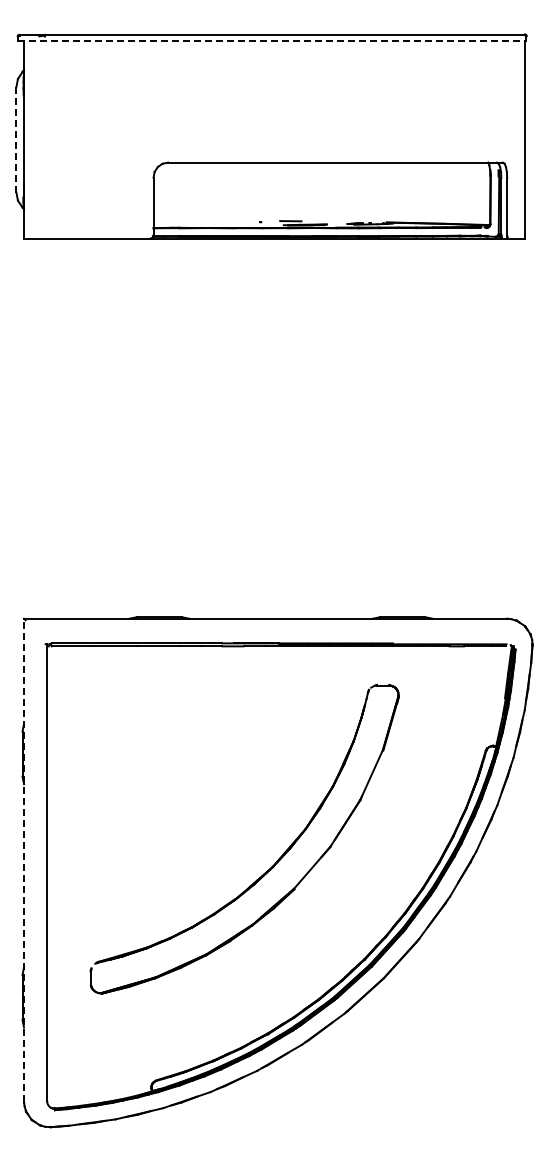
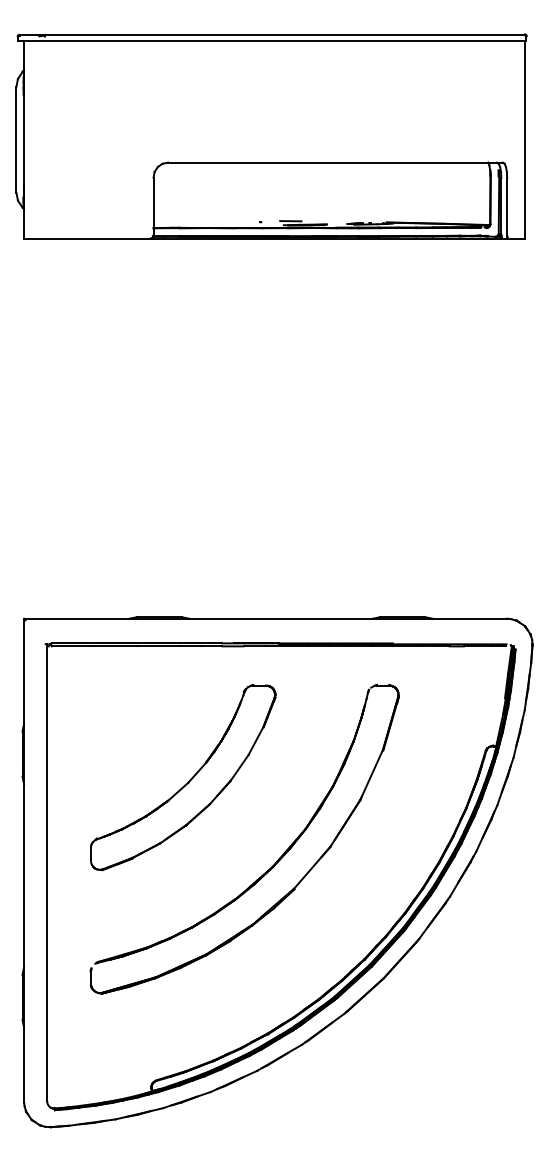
line: dashed -> solid (272, 40)
line: dashed -> solid (16, 139)
part: none -> present (189, 779)
line: dashed -> solid (24, 859)
